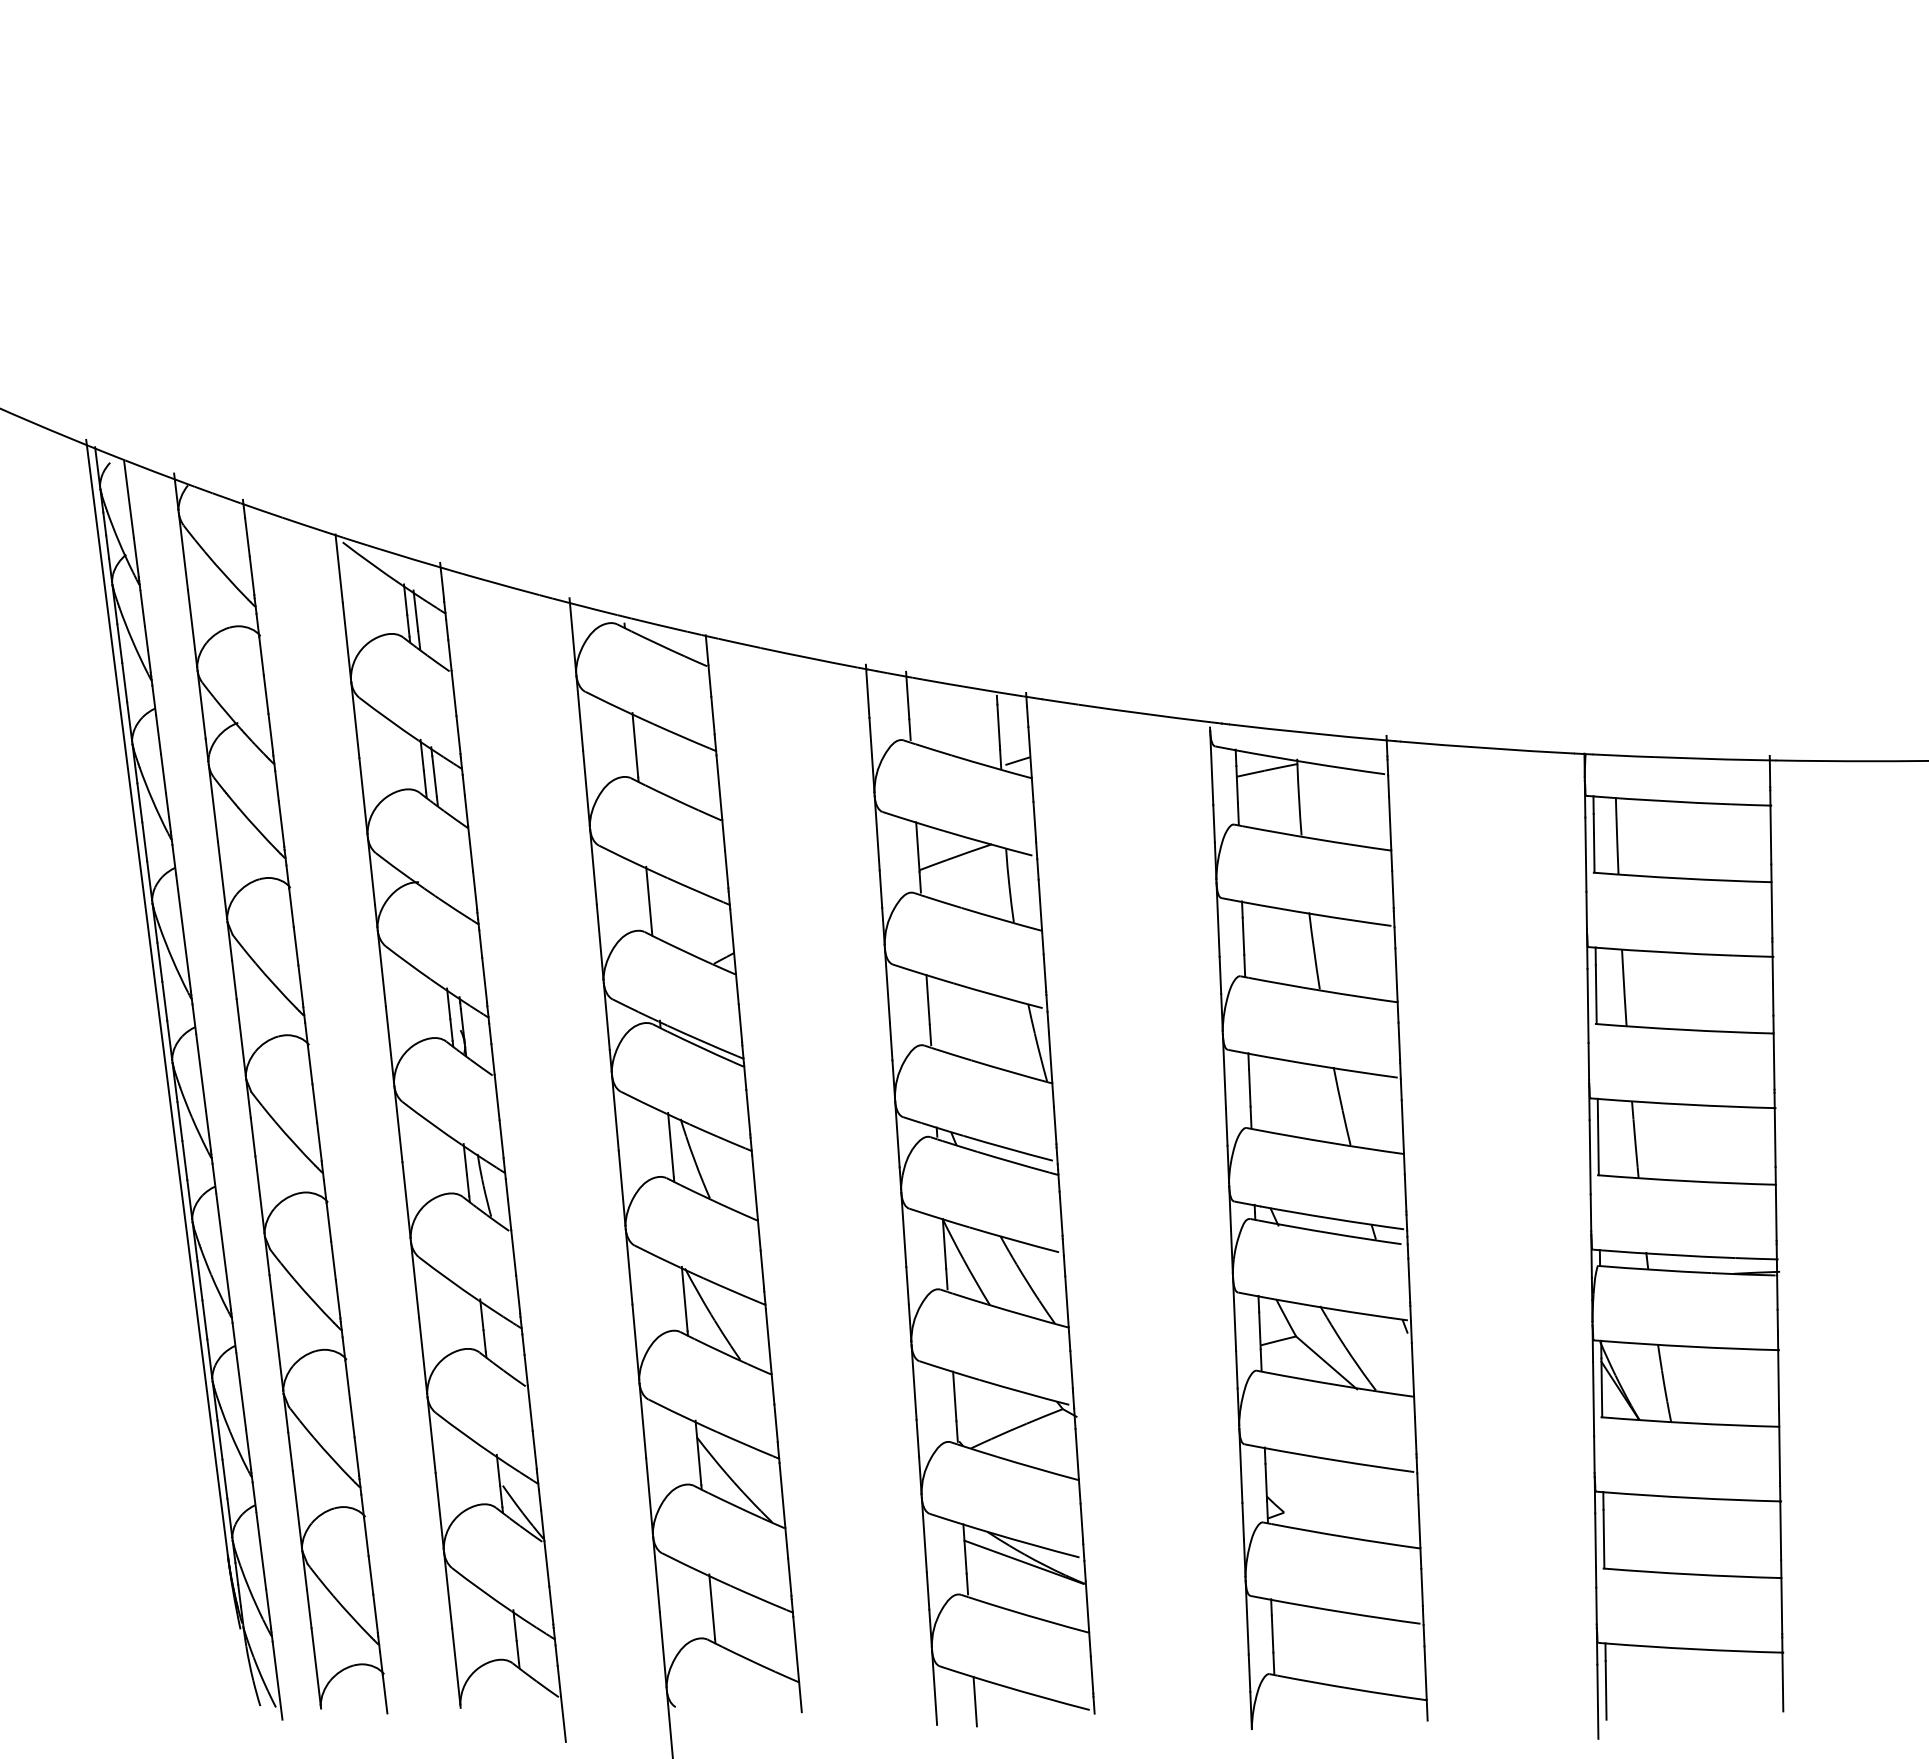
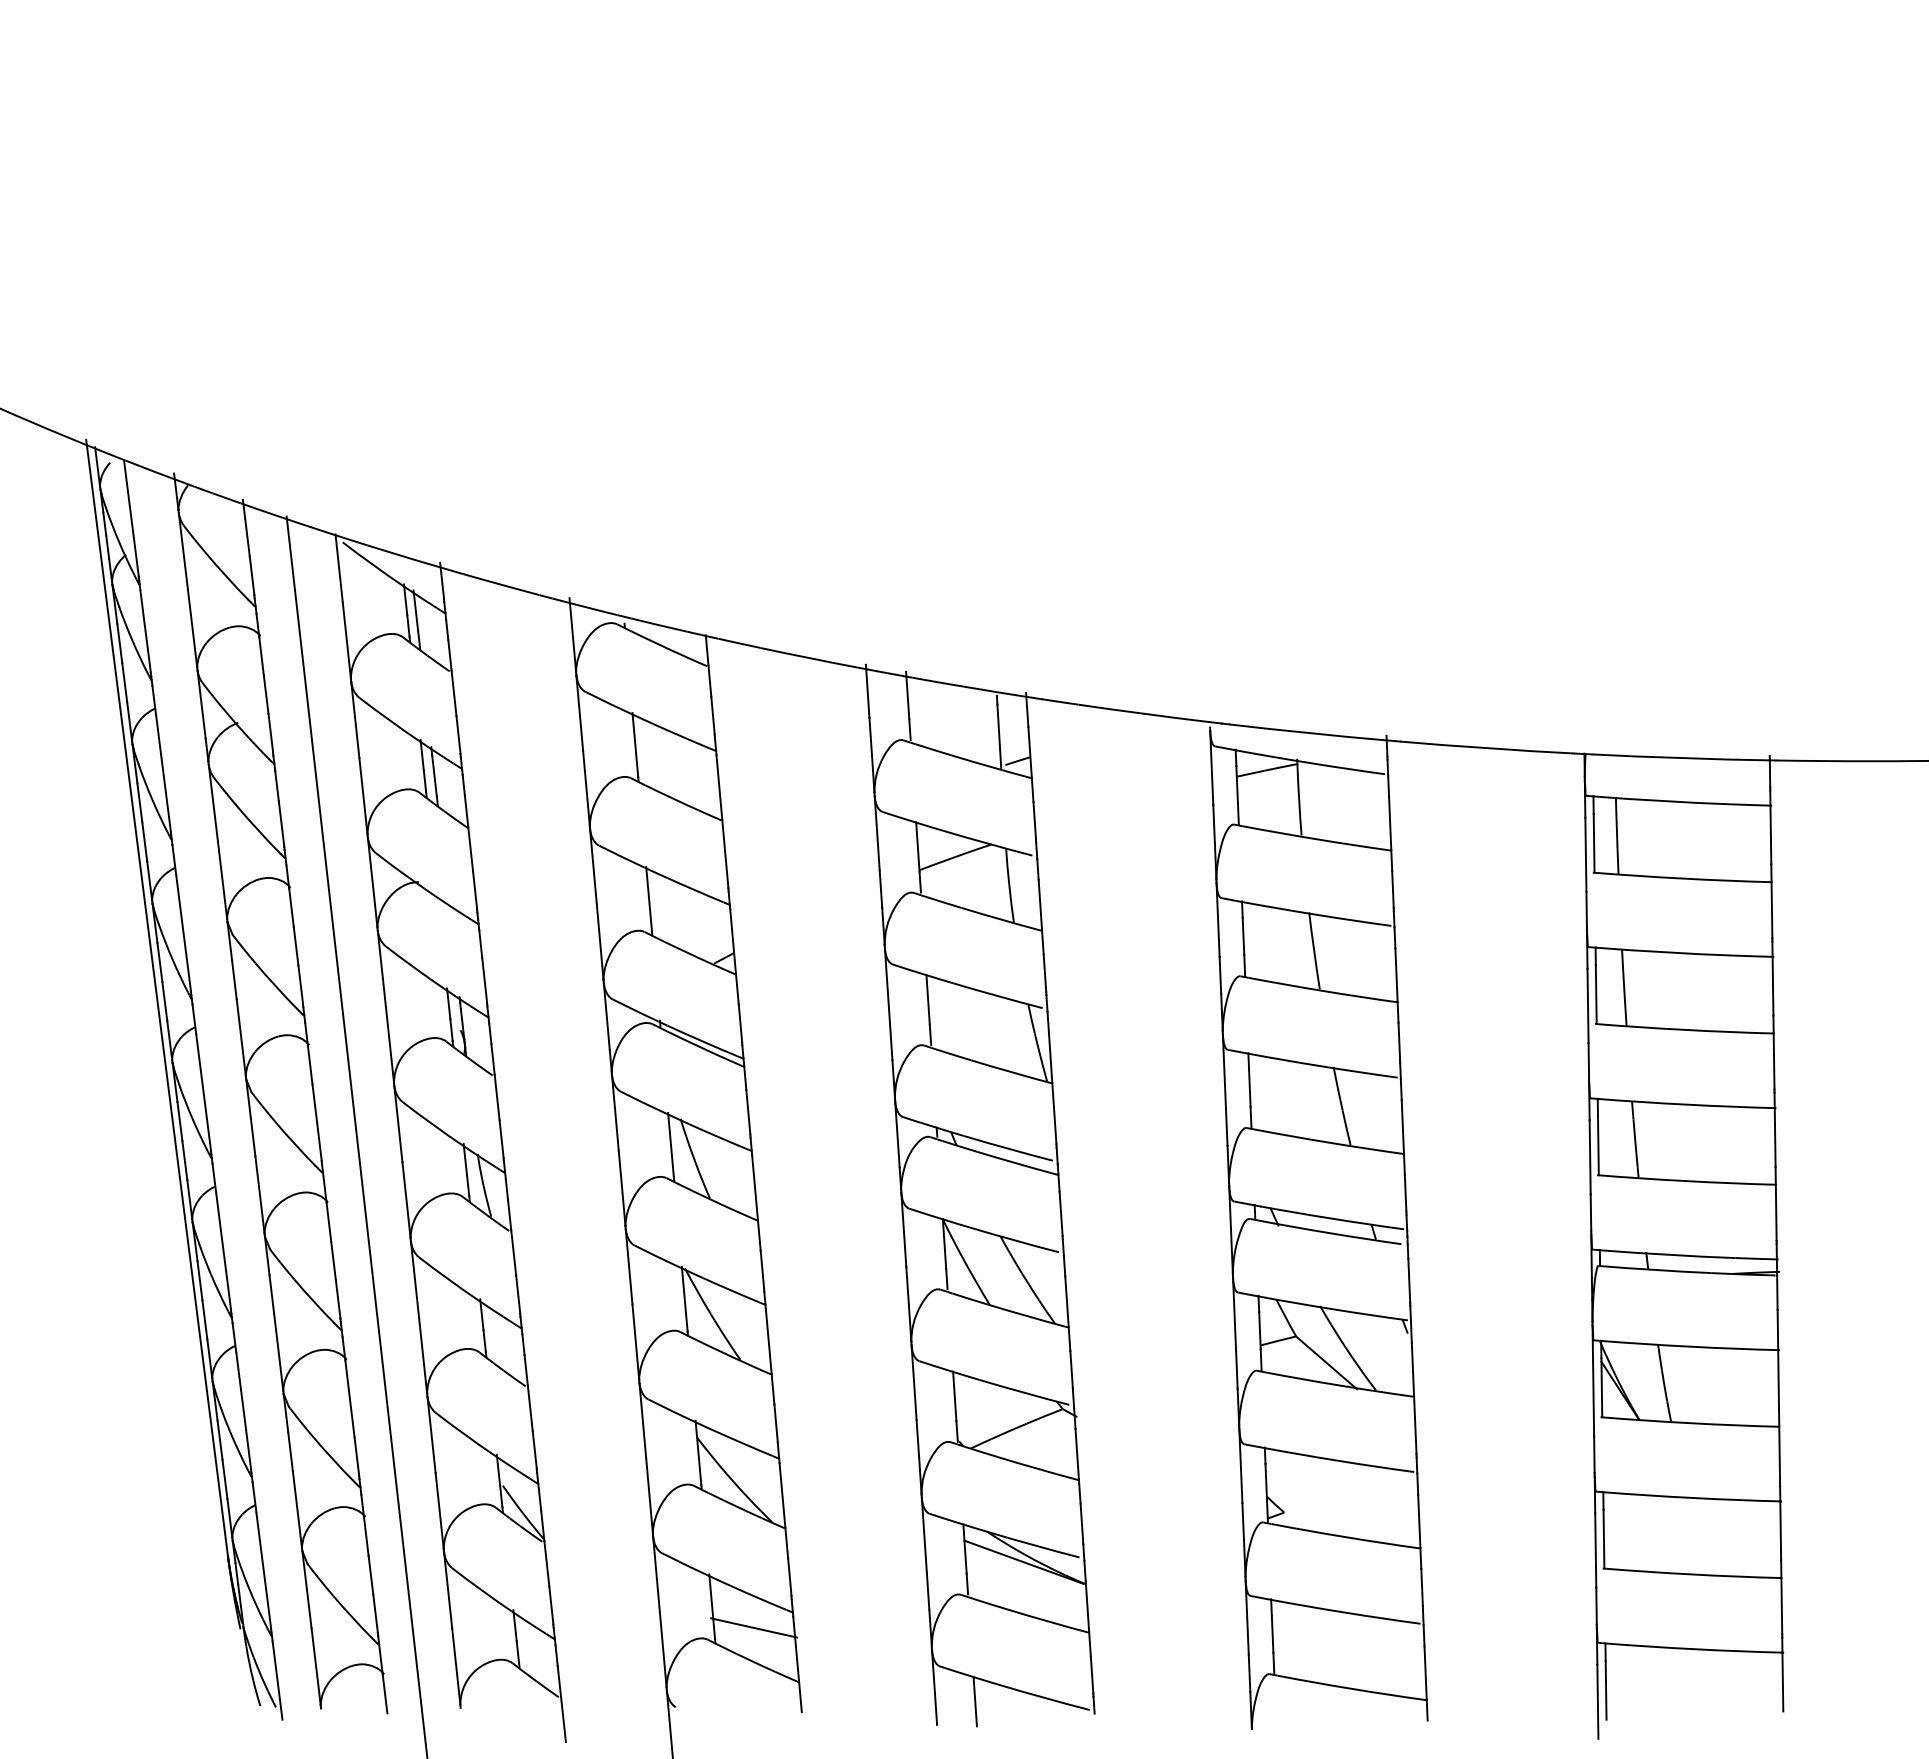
line: none -> present (356, 1135)
line: none -> present (753, 1627)
